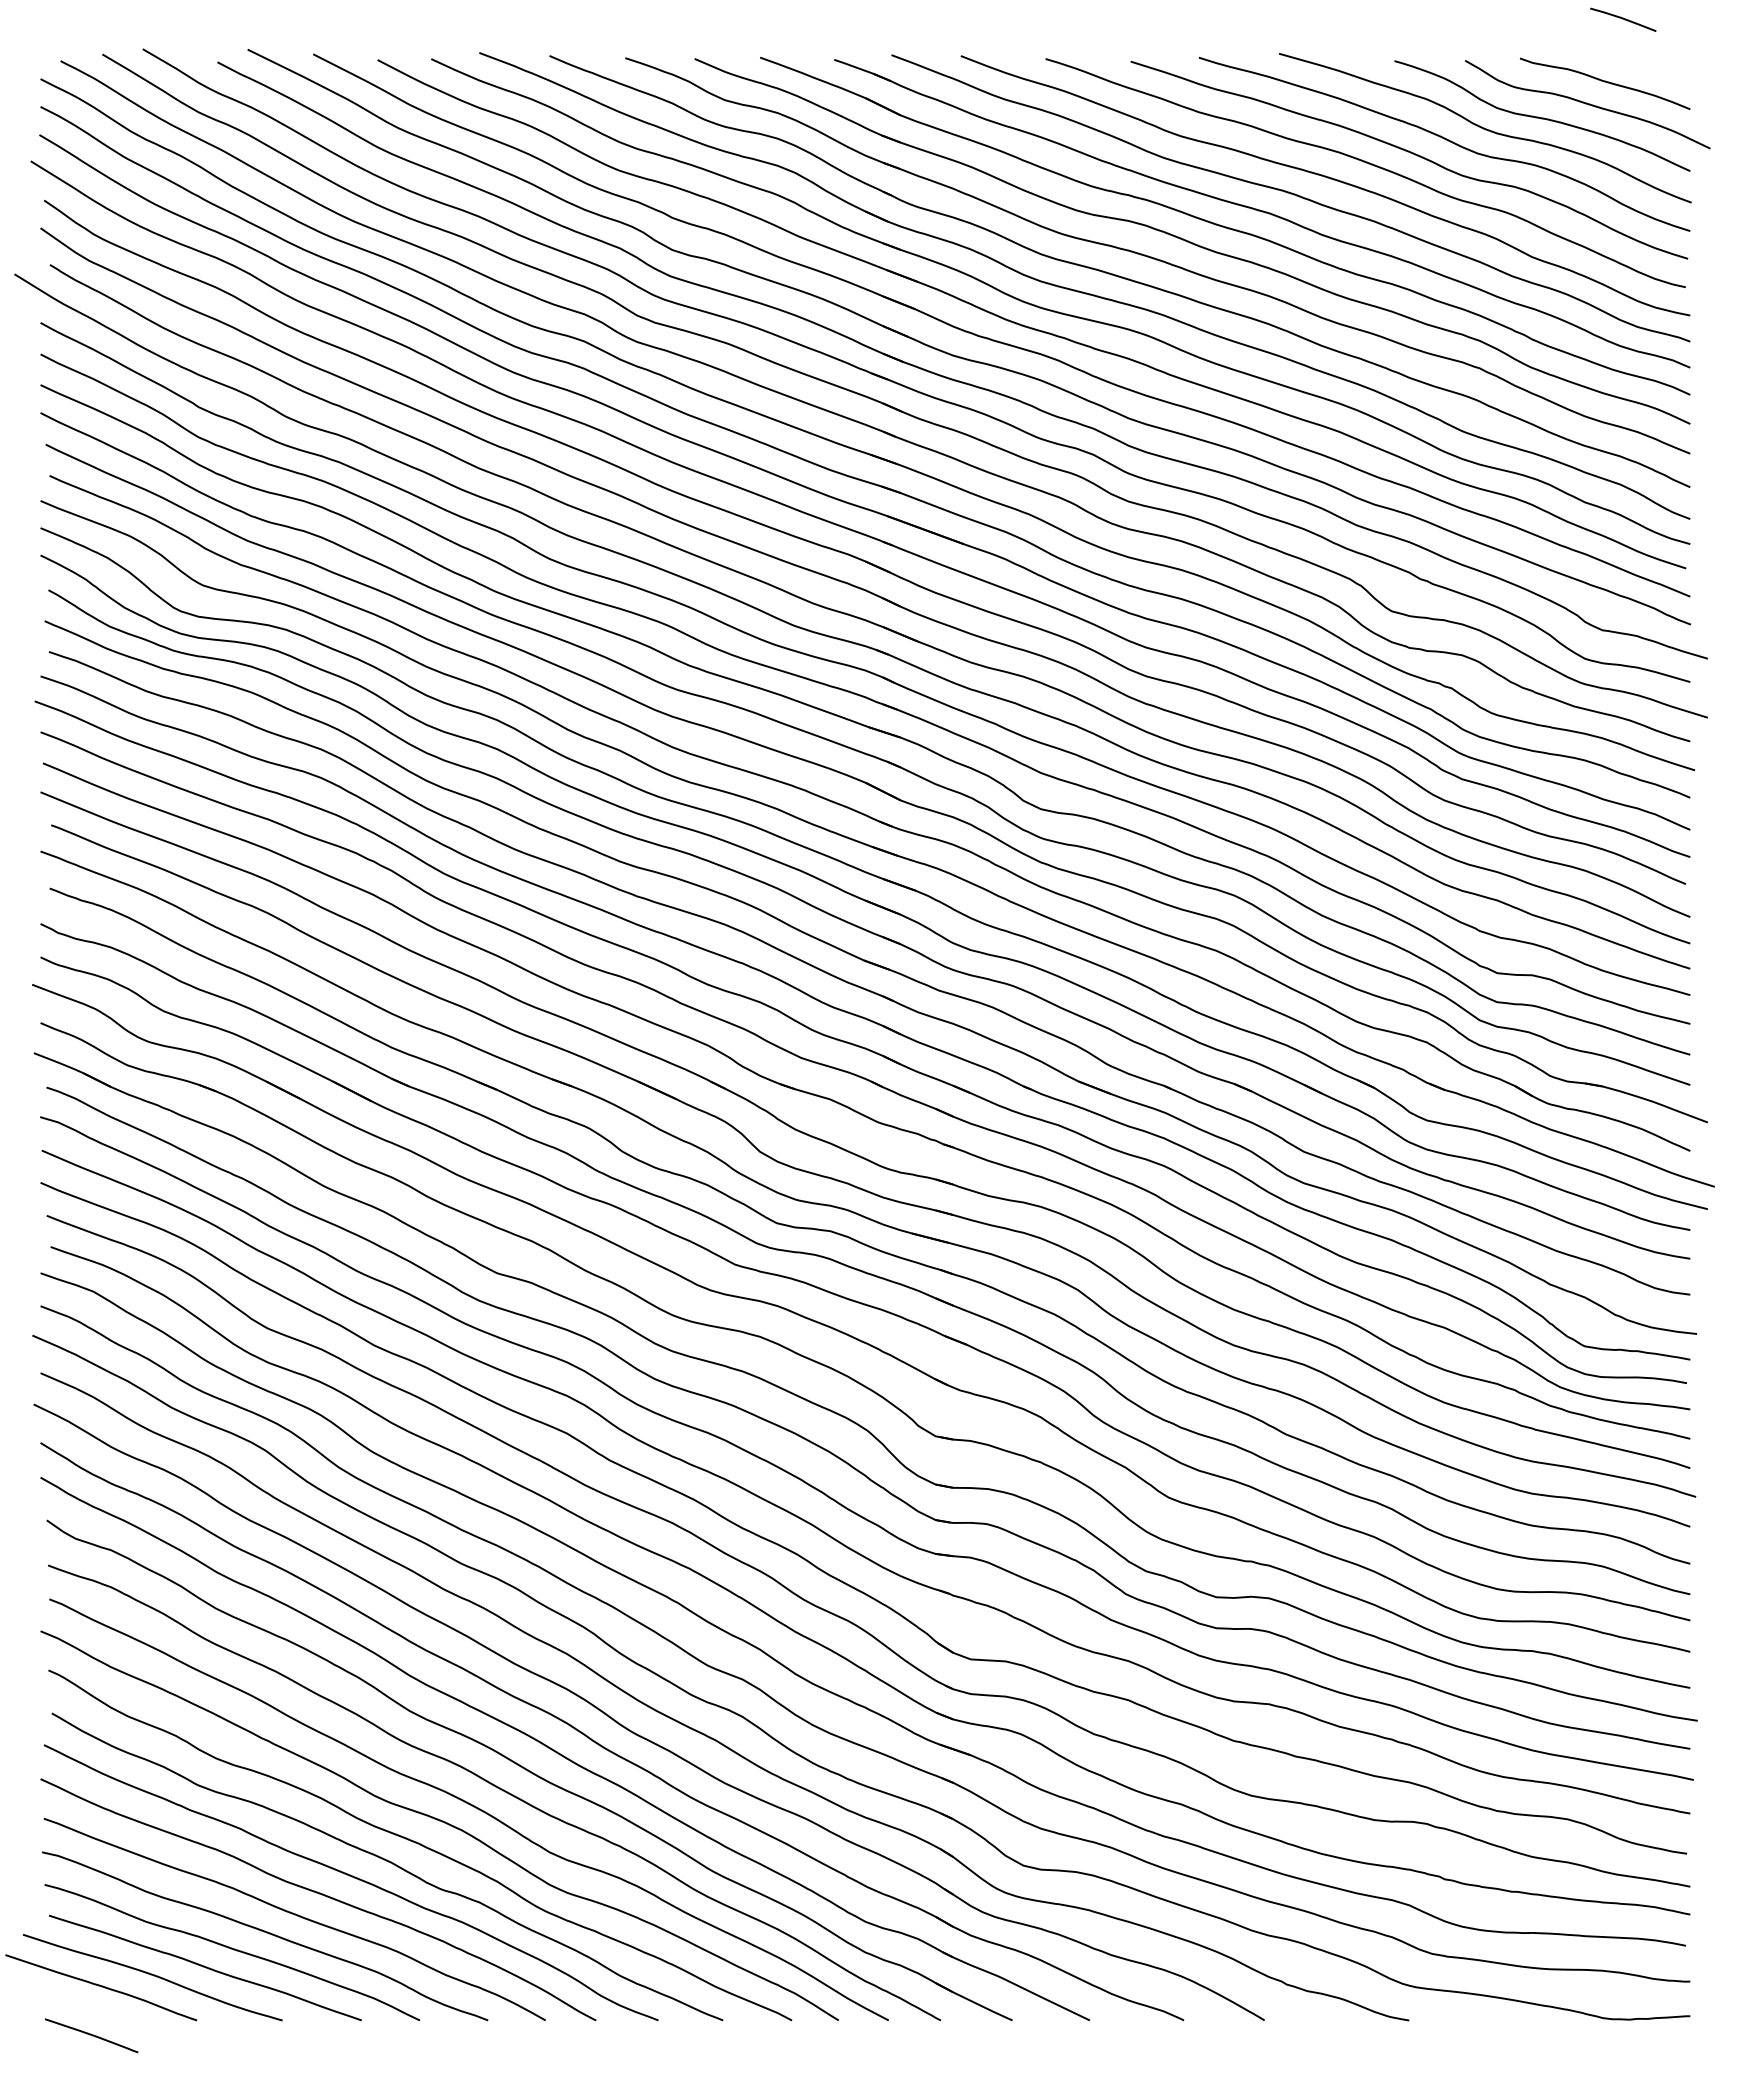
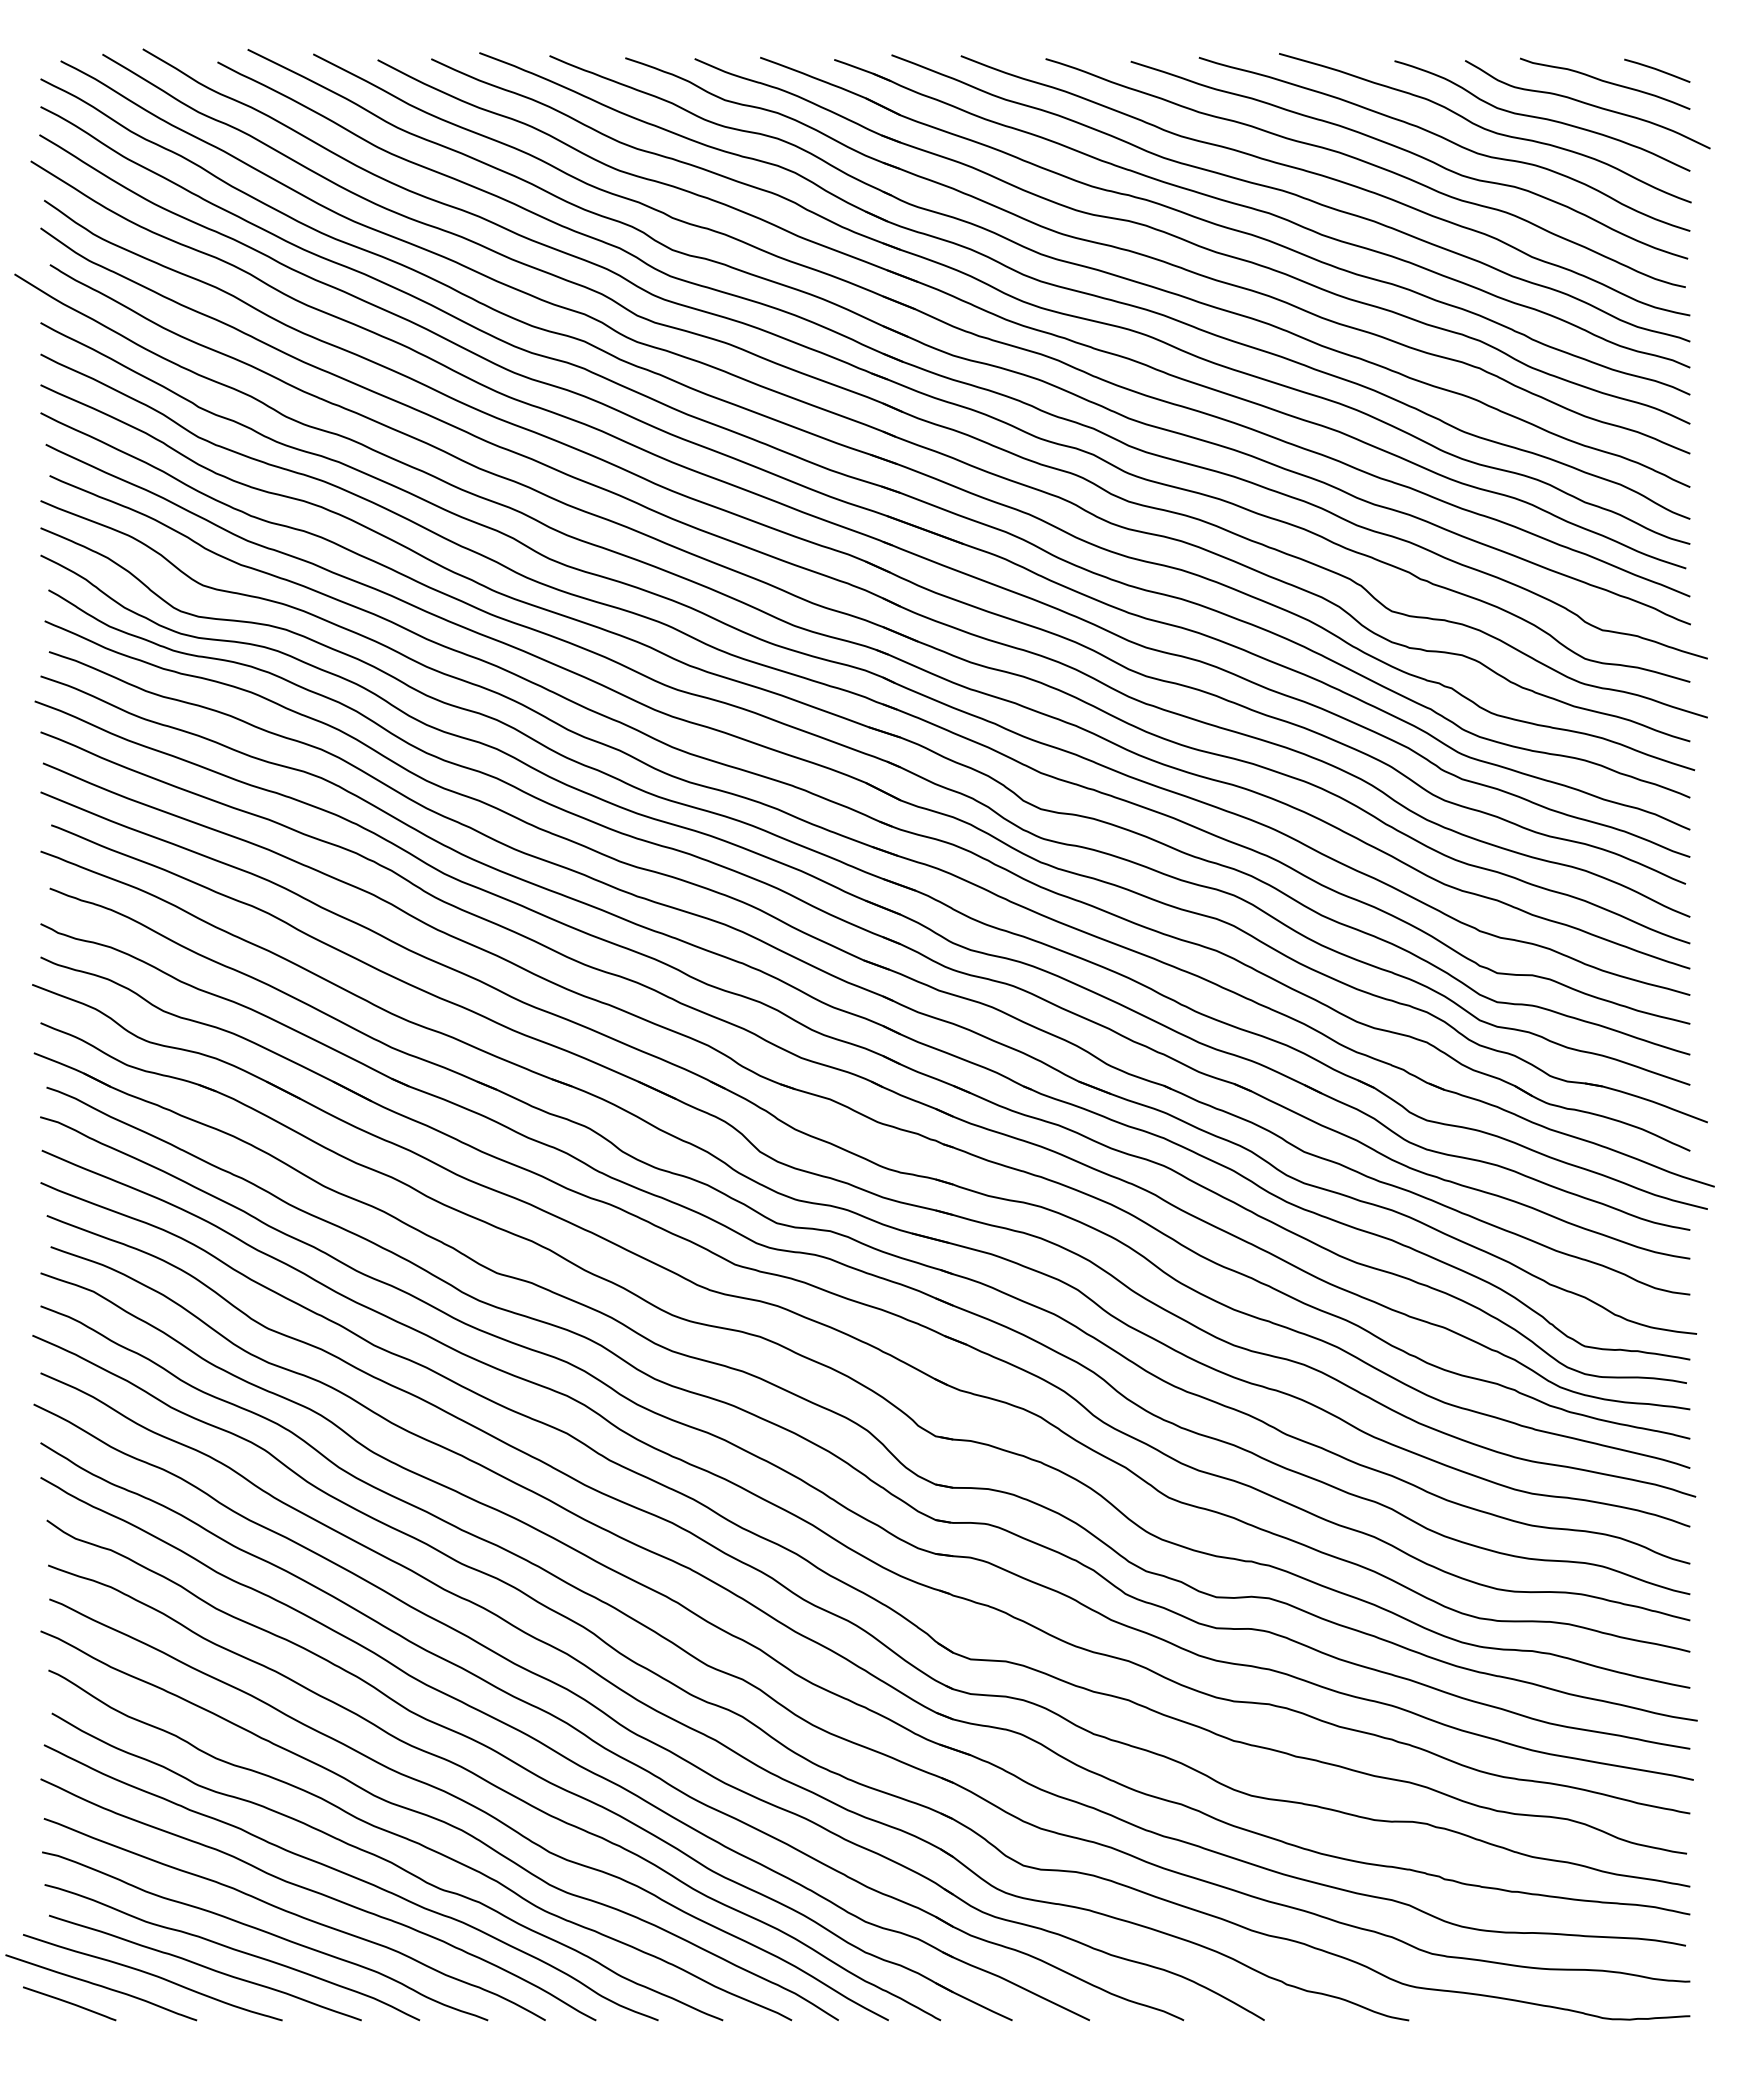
line position: (1623, 19) -> (1657, 70) (1657, 70)
curve position: (91, 2035) -> (69, 2003) (69, 2003)
